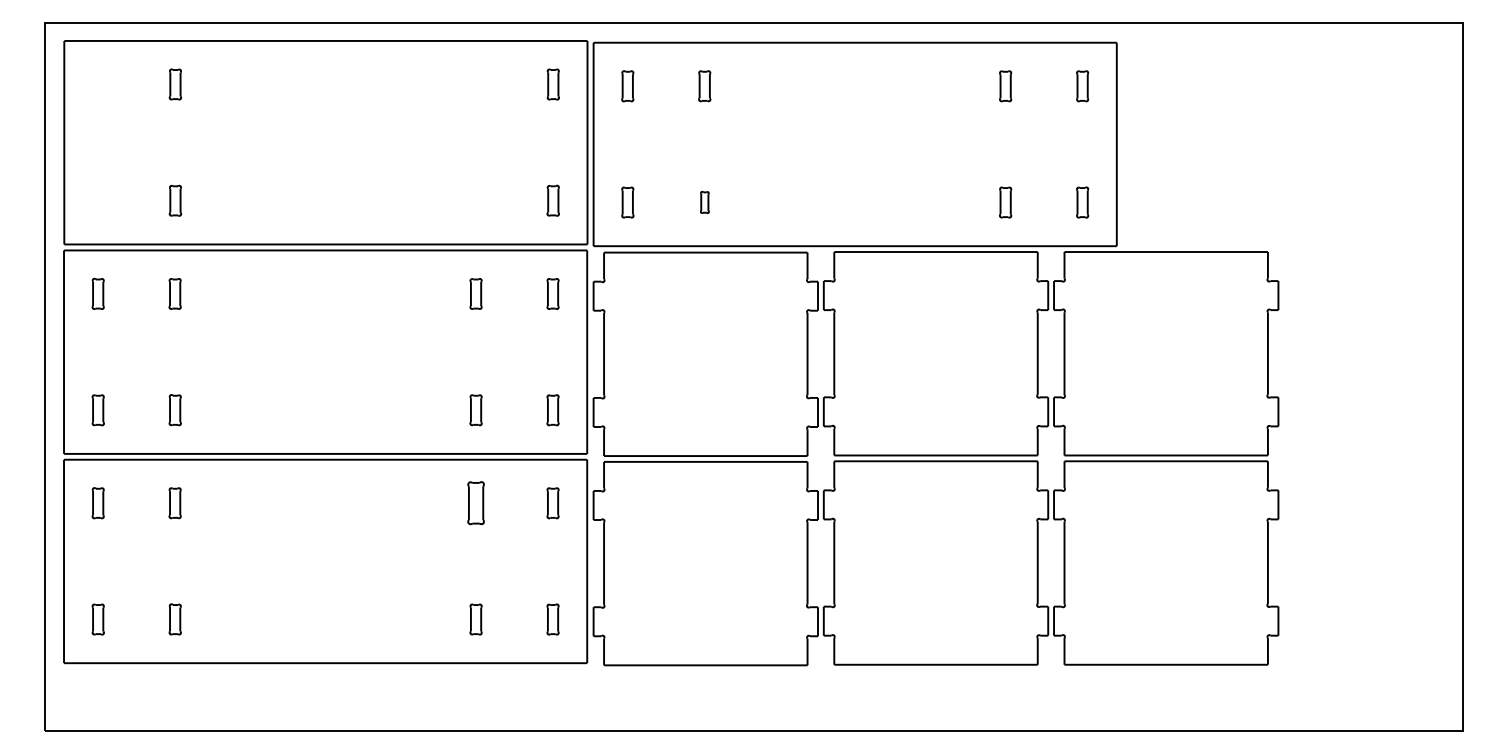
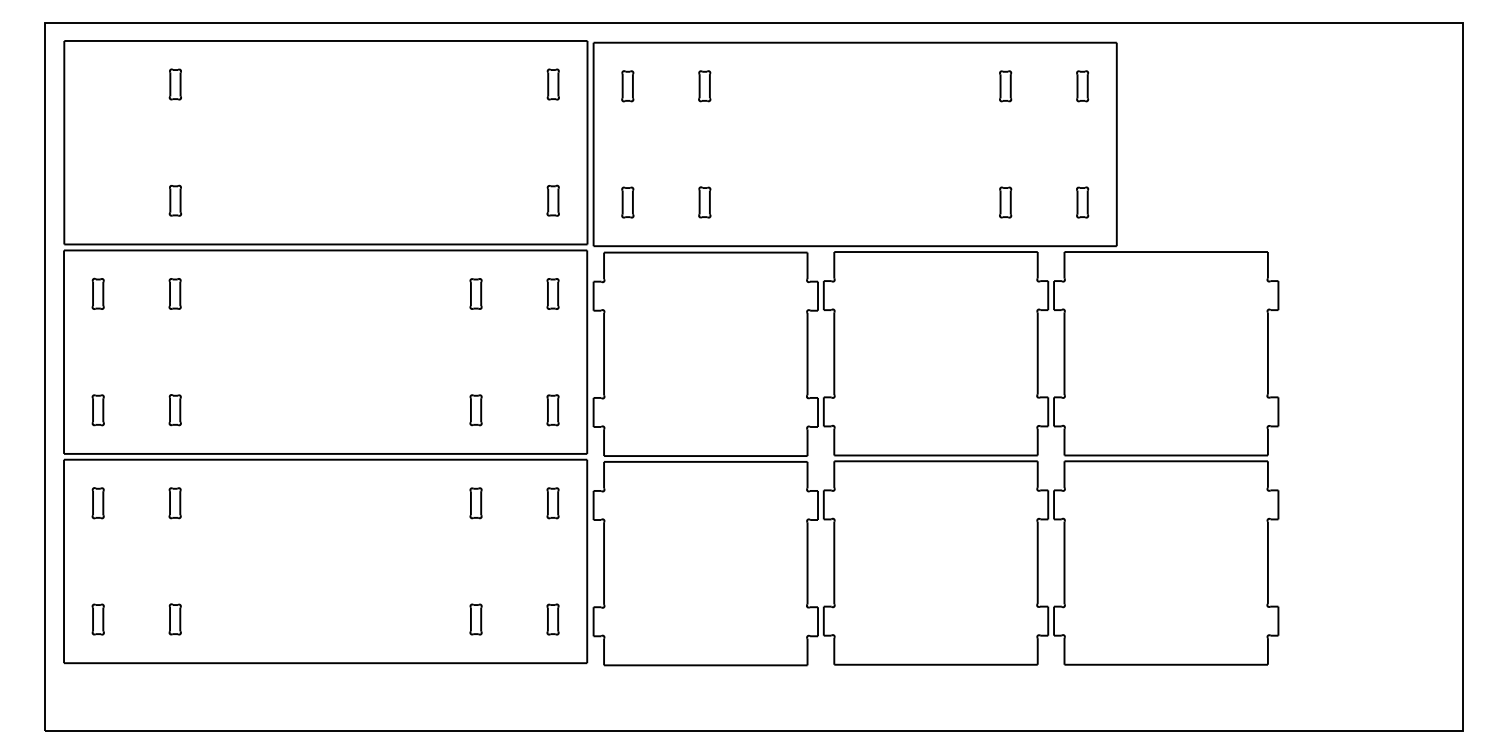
part size: 10x23 px -> 14x33 px (704, 202)
part size: 18x45 px -> 14x33 px (475, 503)
